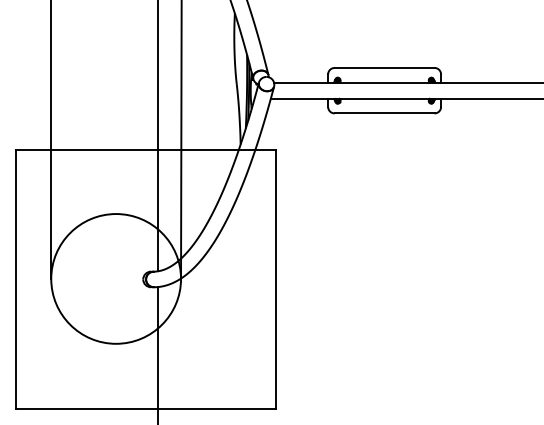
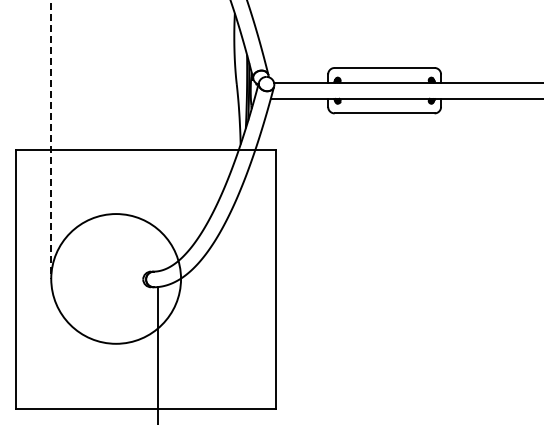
line: present -> none (158, 136)
line: solid -> dashed (51, 140)
line: present -> none (181, 140)
